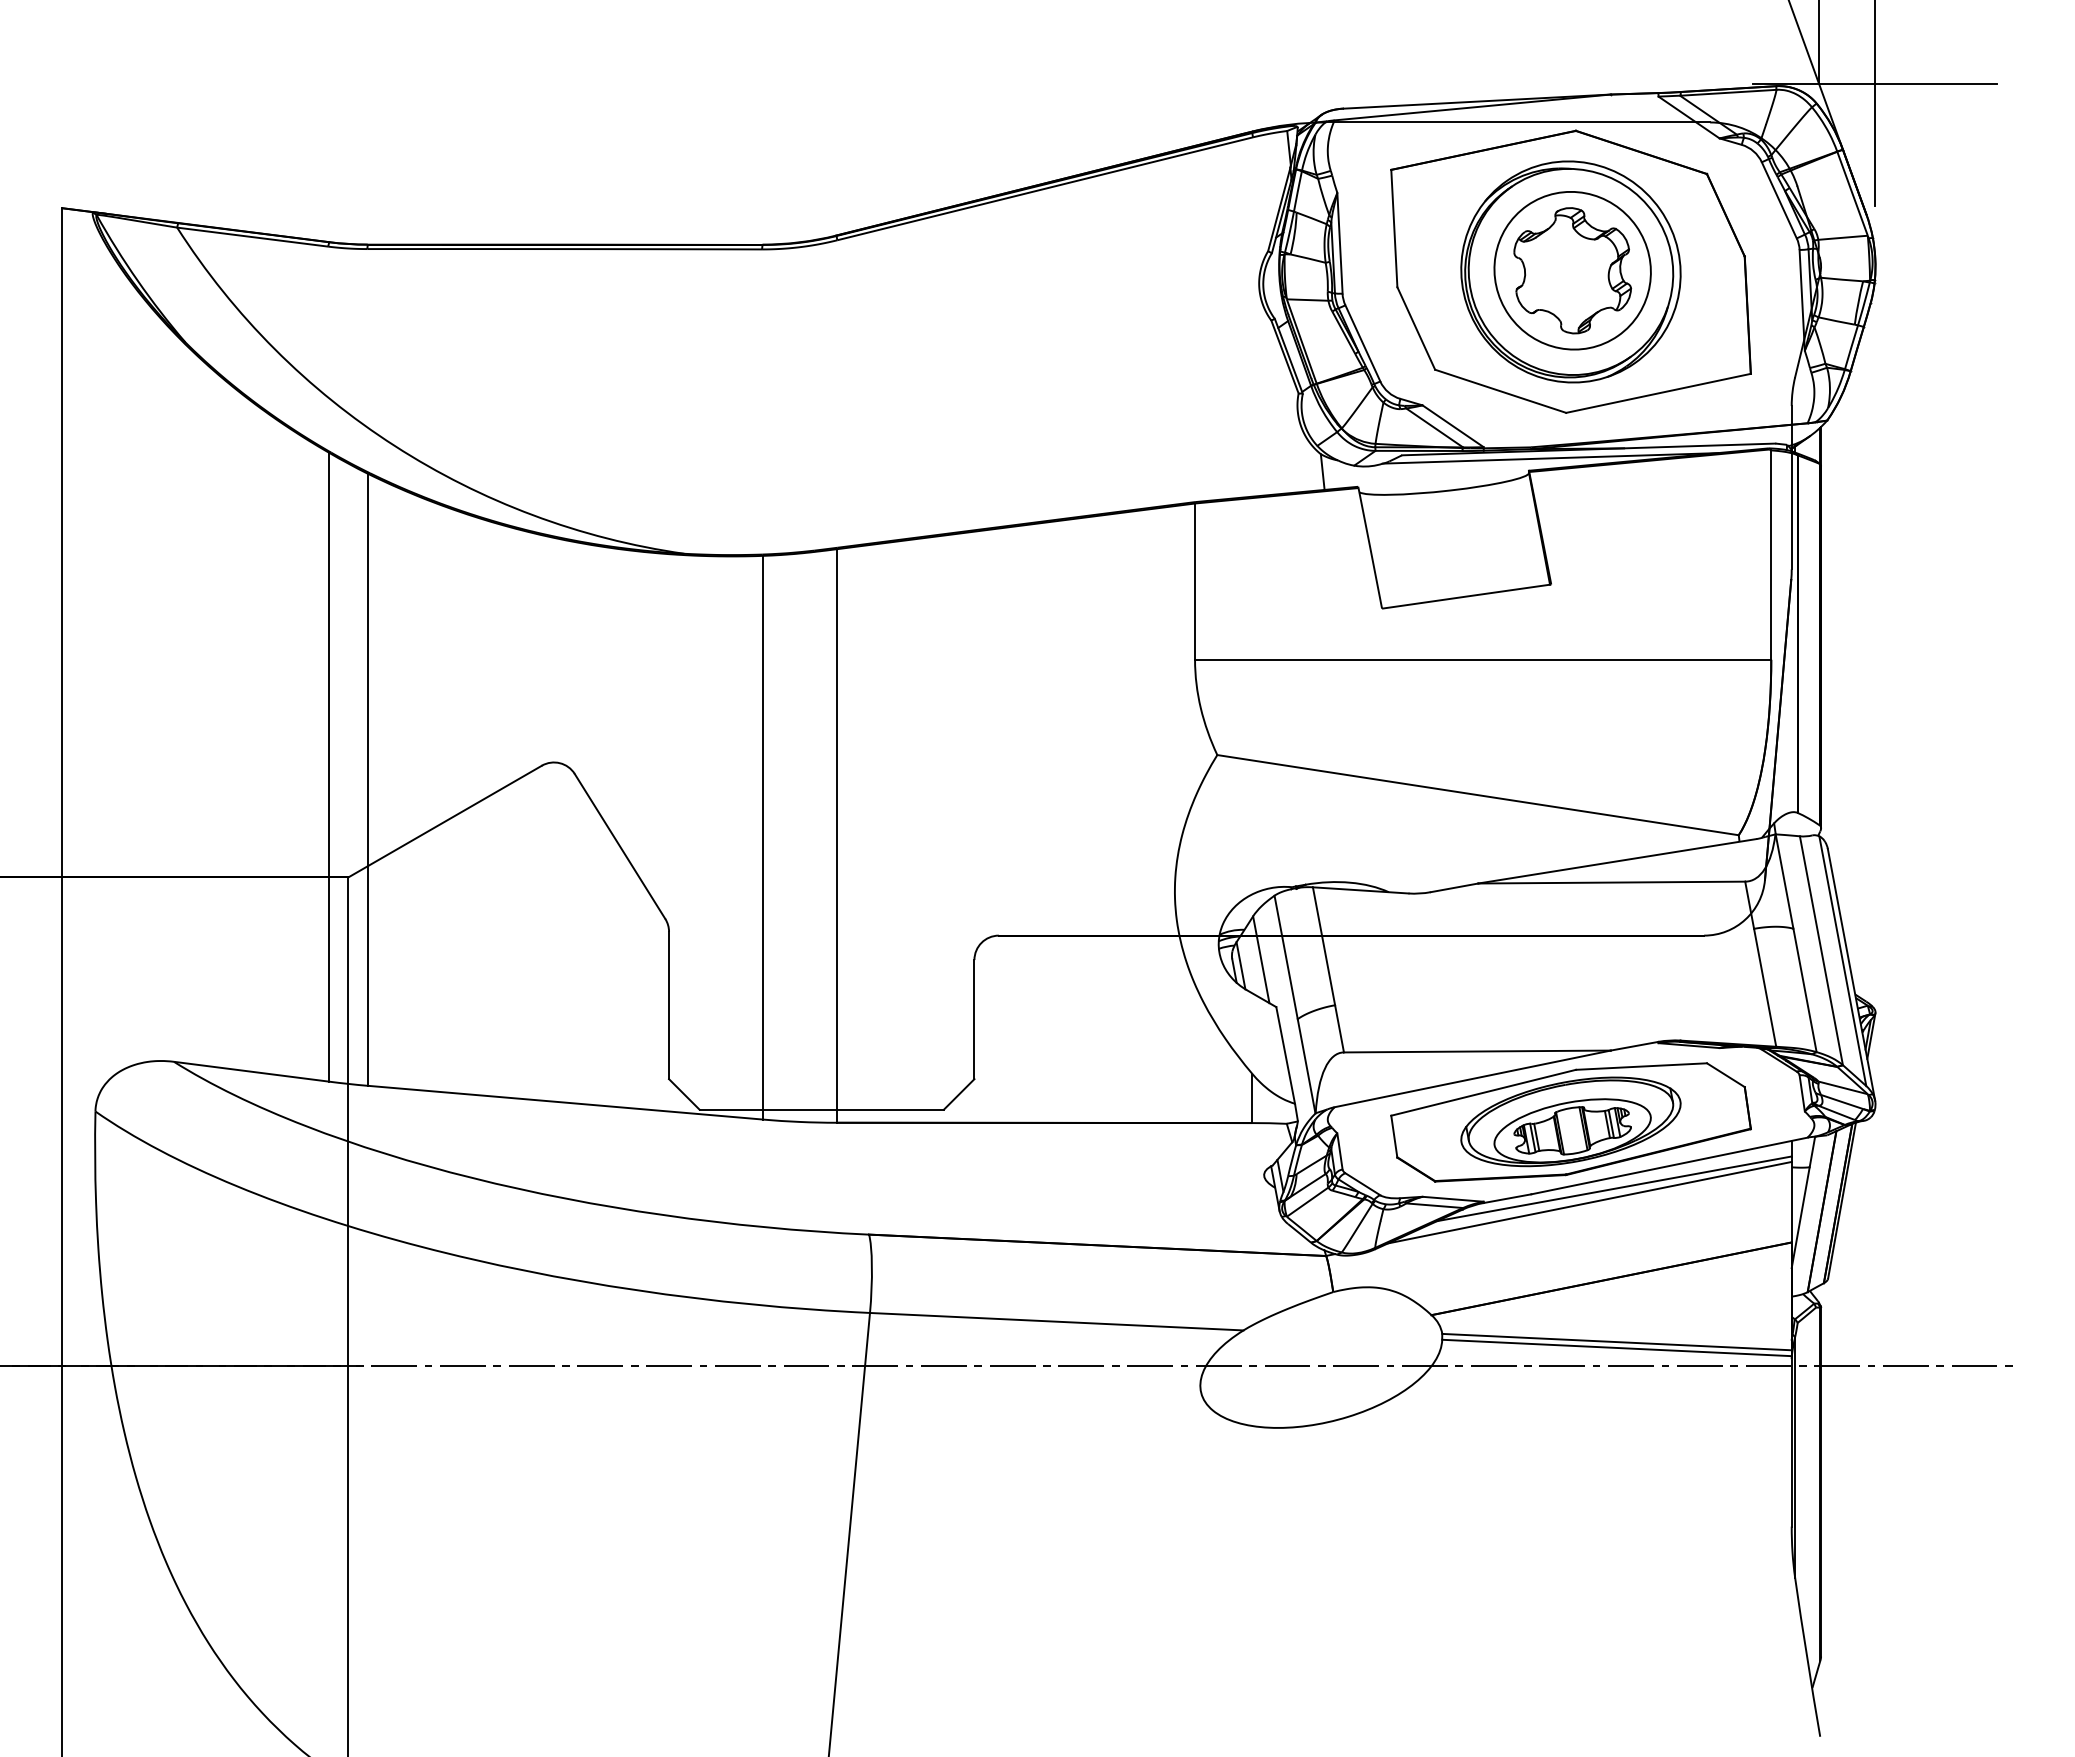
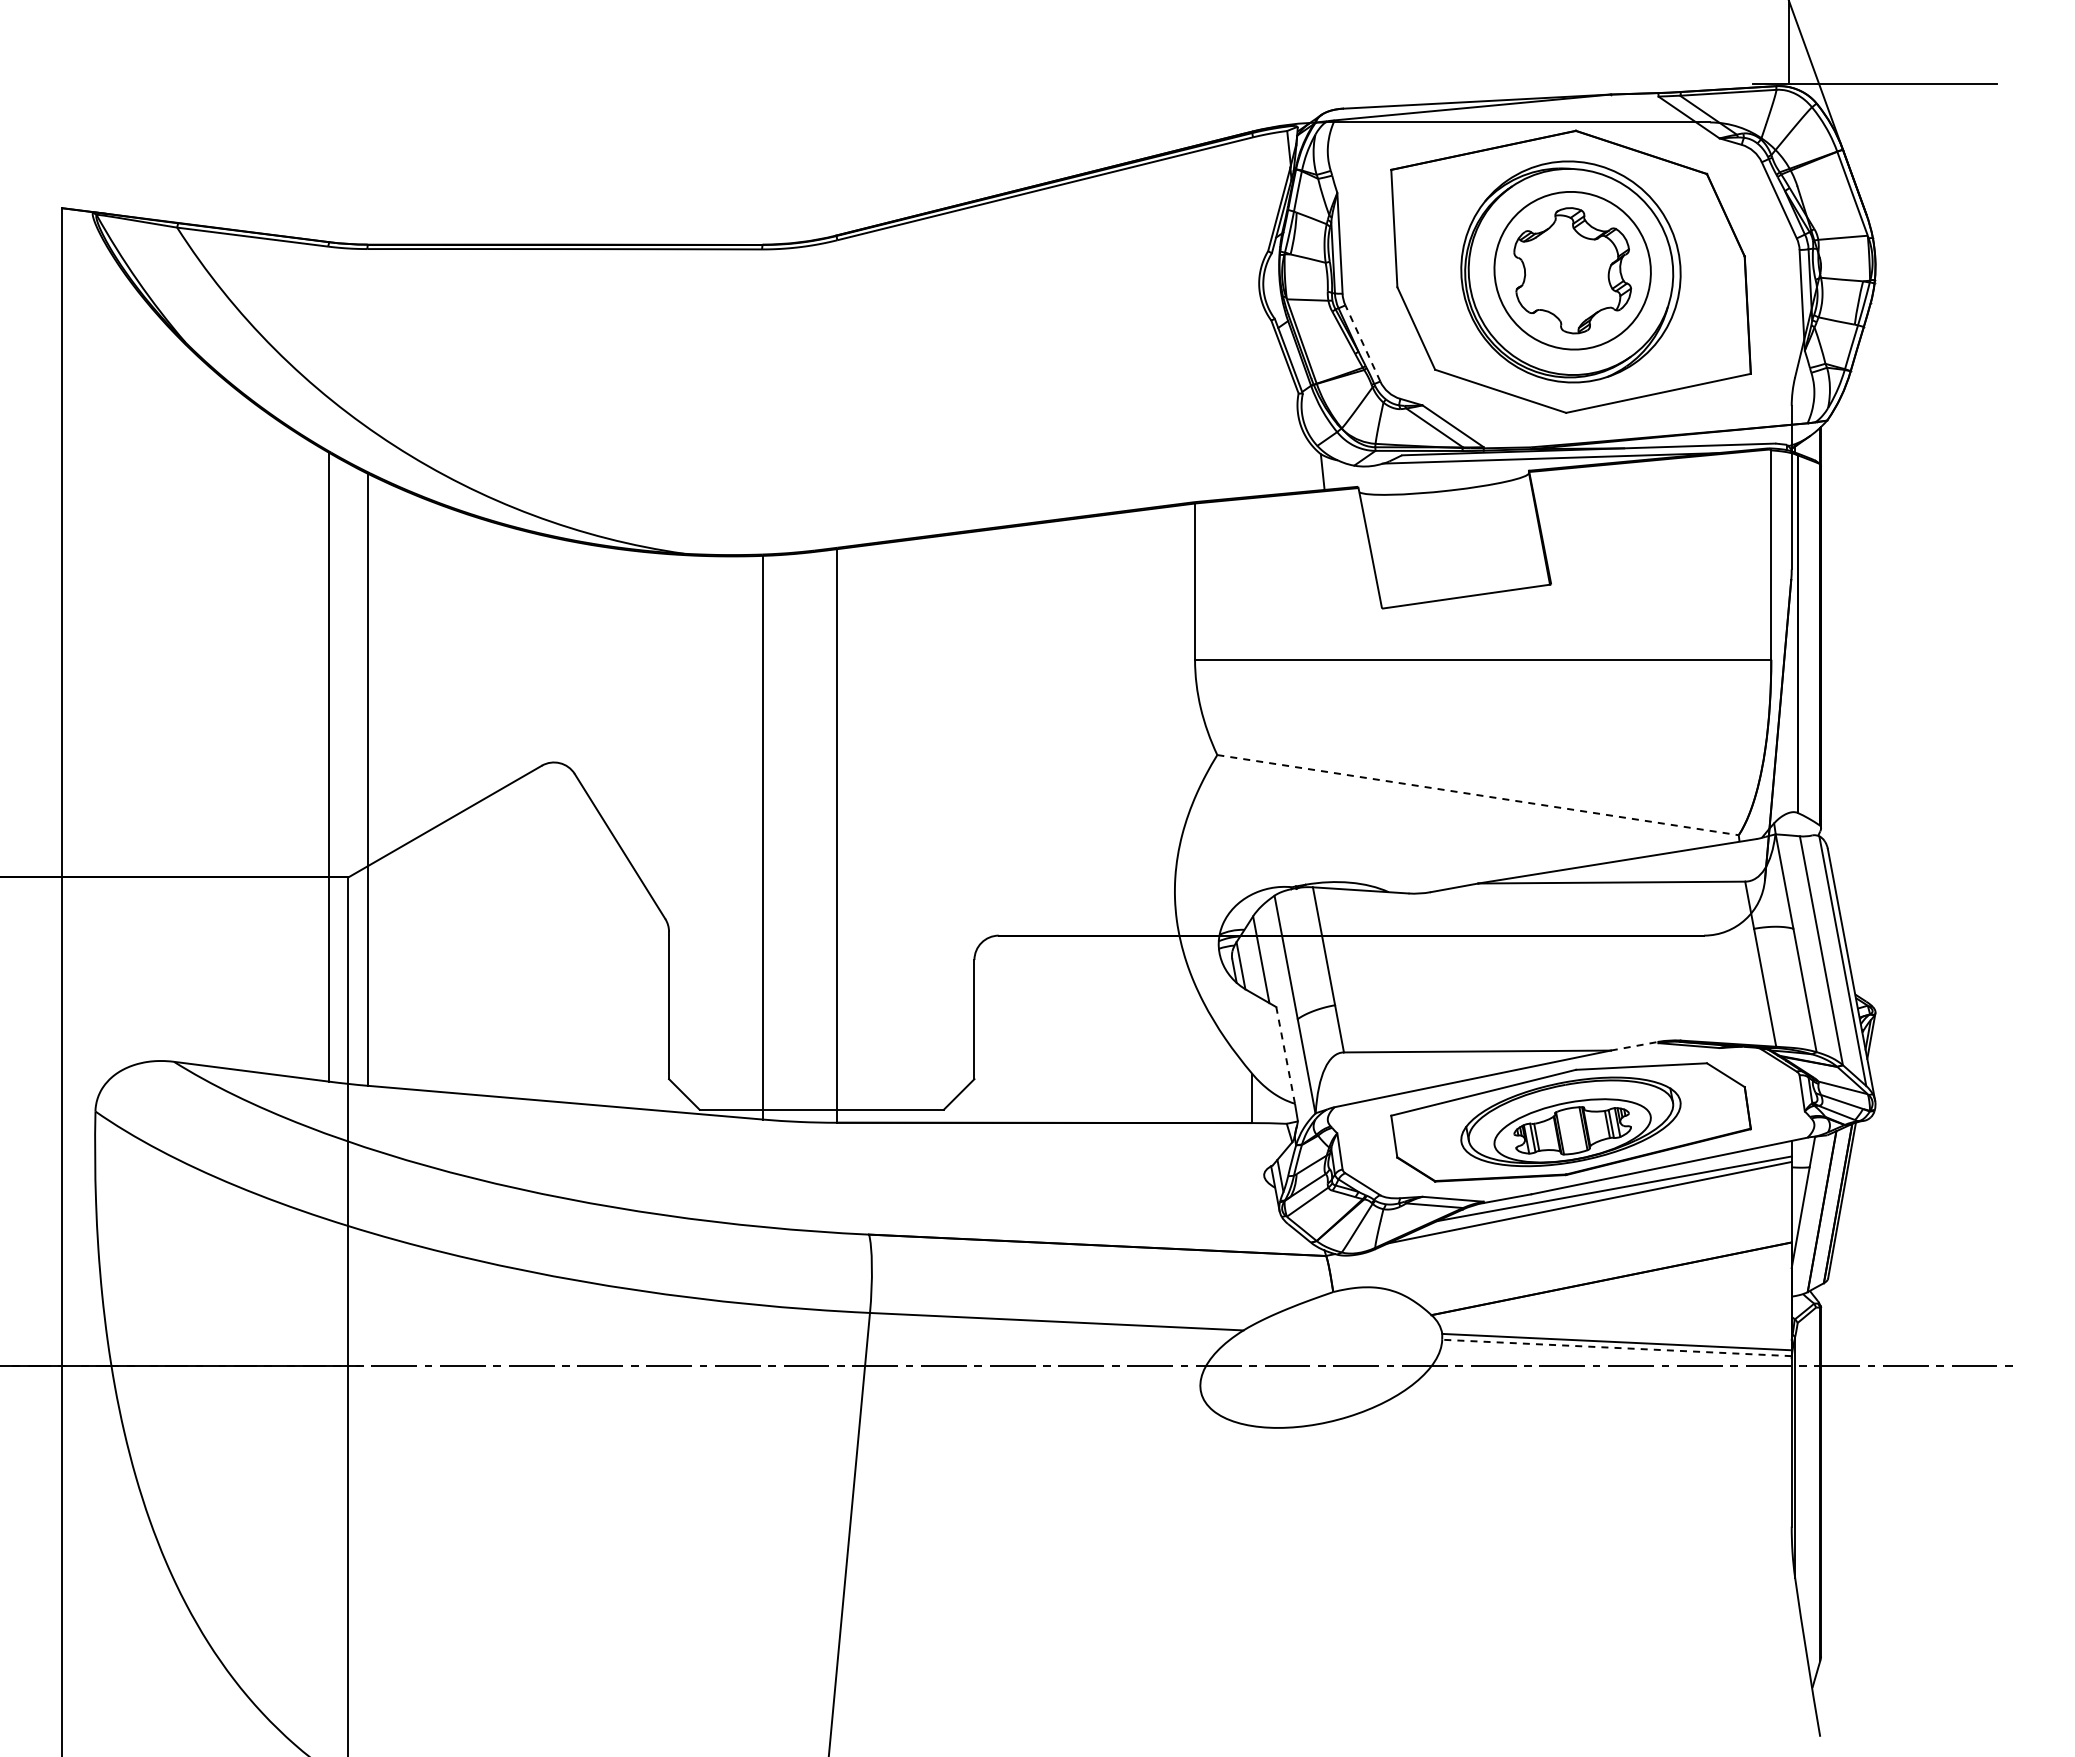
line position: (1819, 42) -> (1789, 42) (1789, 42)
line: present -> none (1875, 103)
line: solid -> dashed (1362, 343)
line: solid -> dashed (1478, 795)
line: solid -> dashed (1635, 1046)
line: solid -> dashed (1285, 1054)
line: solid -> dashed (1616, 1347)
